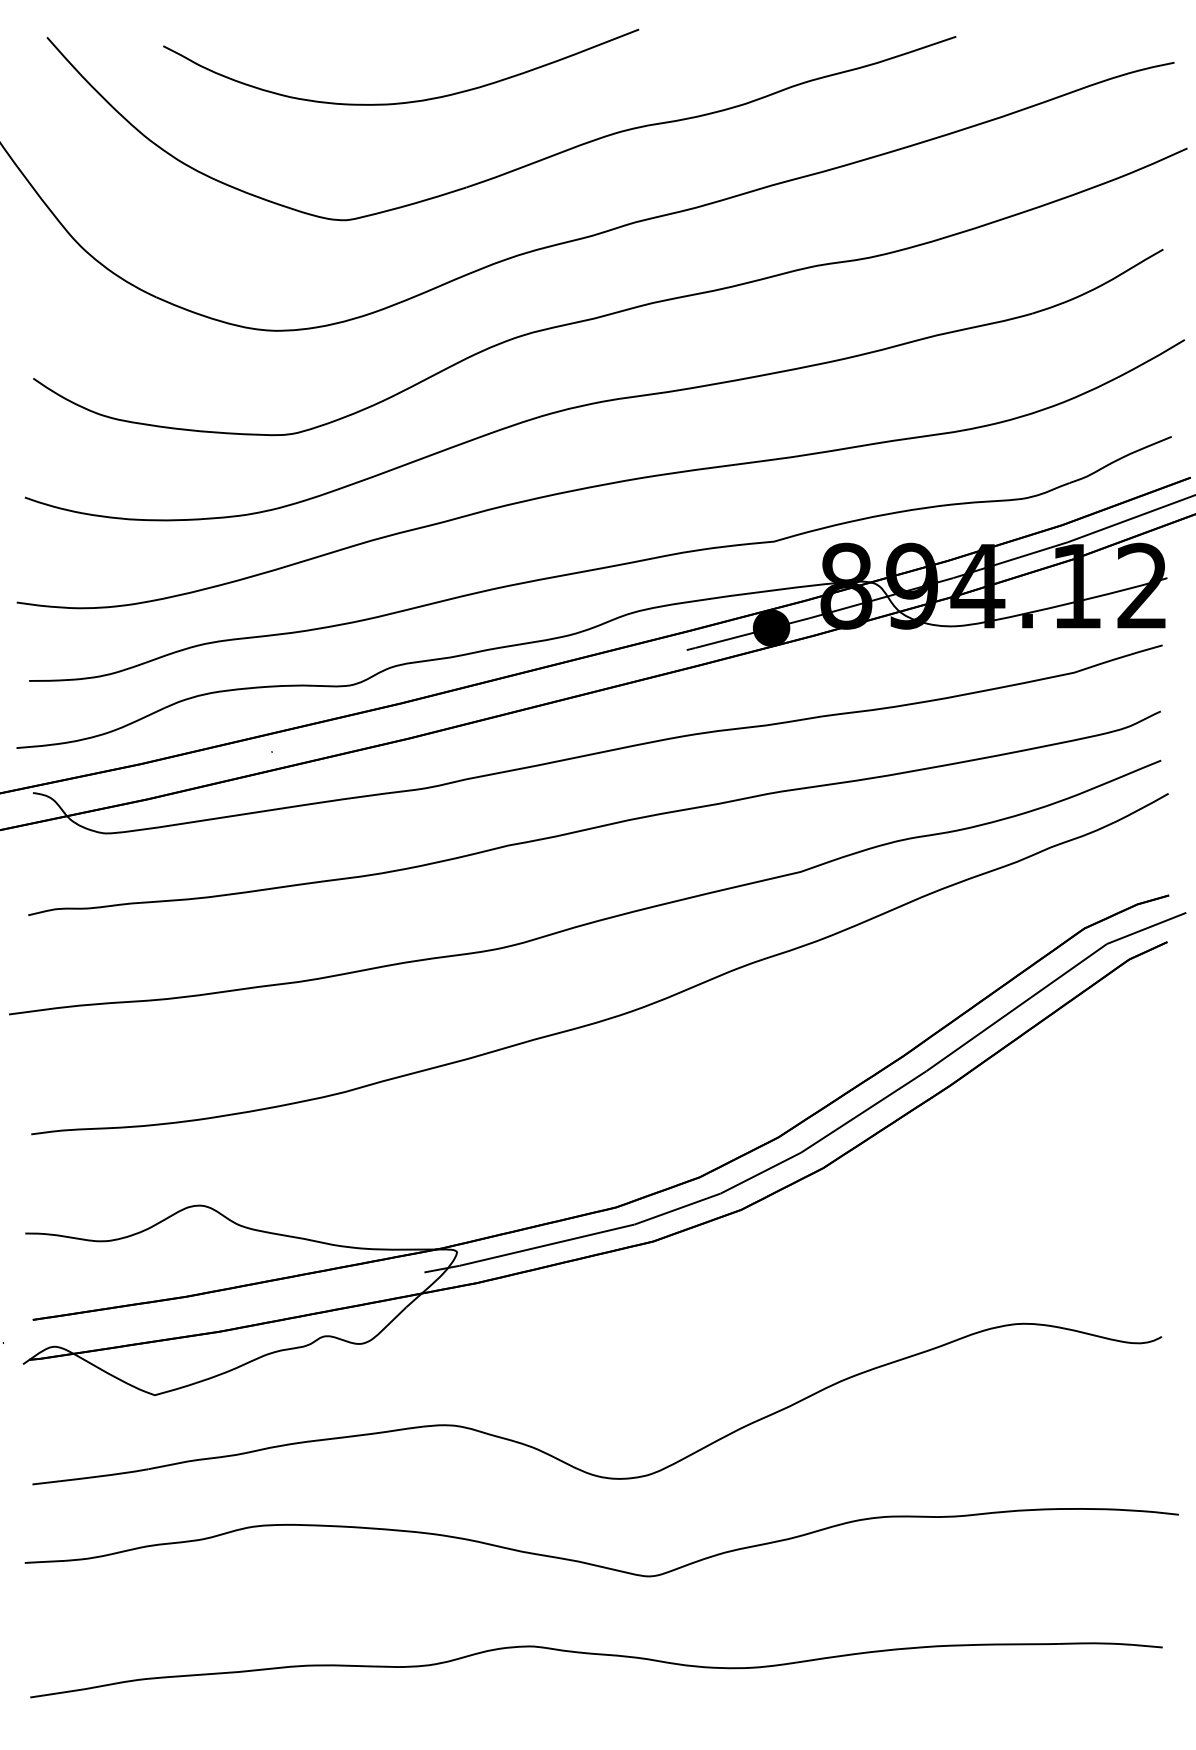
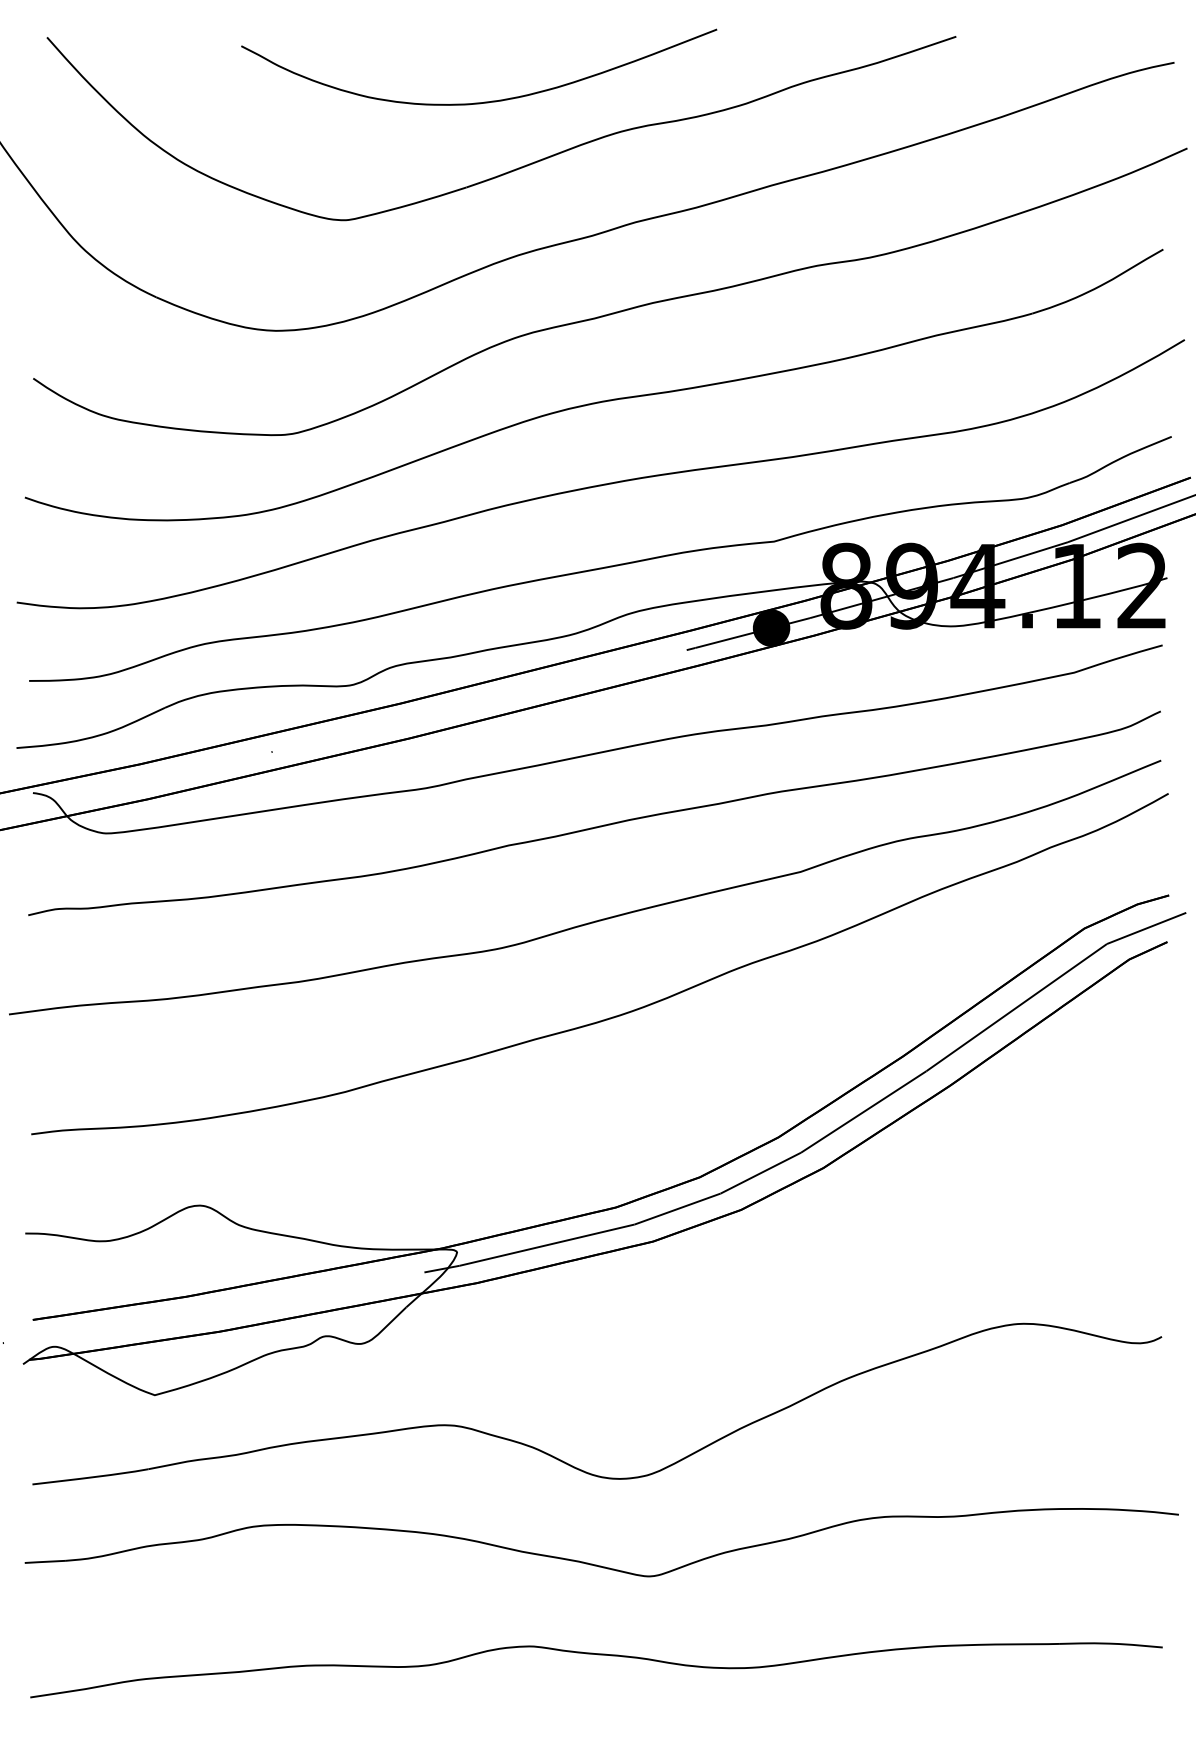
curve position: (406, 101) -> (484, 101) (484, 101)
